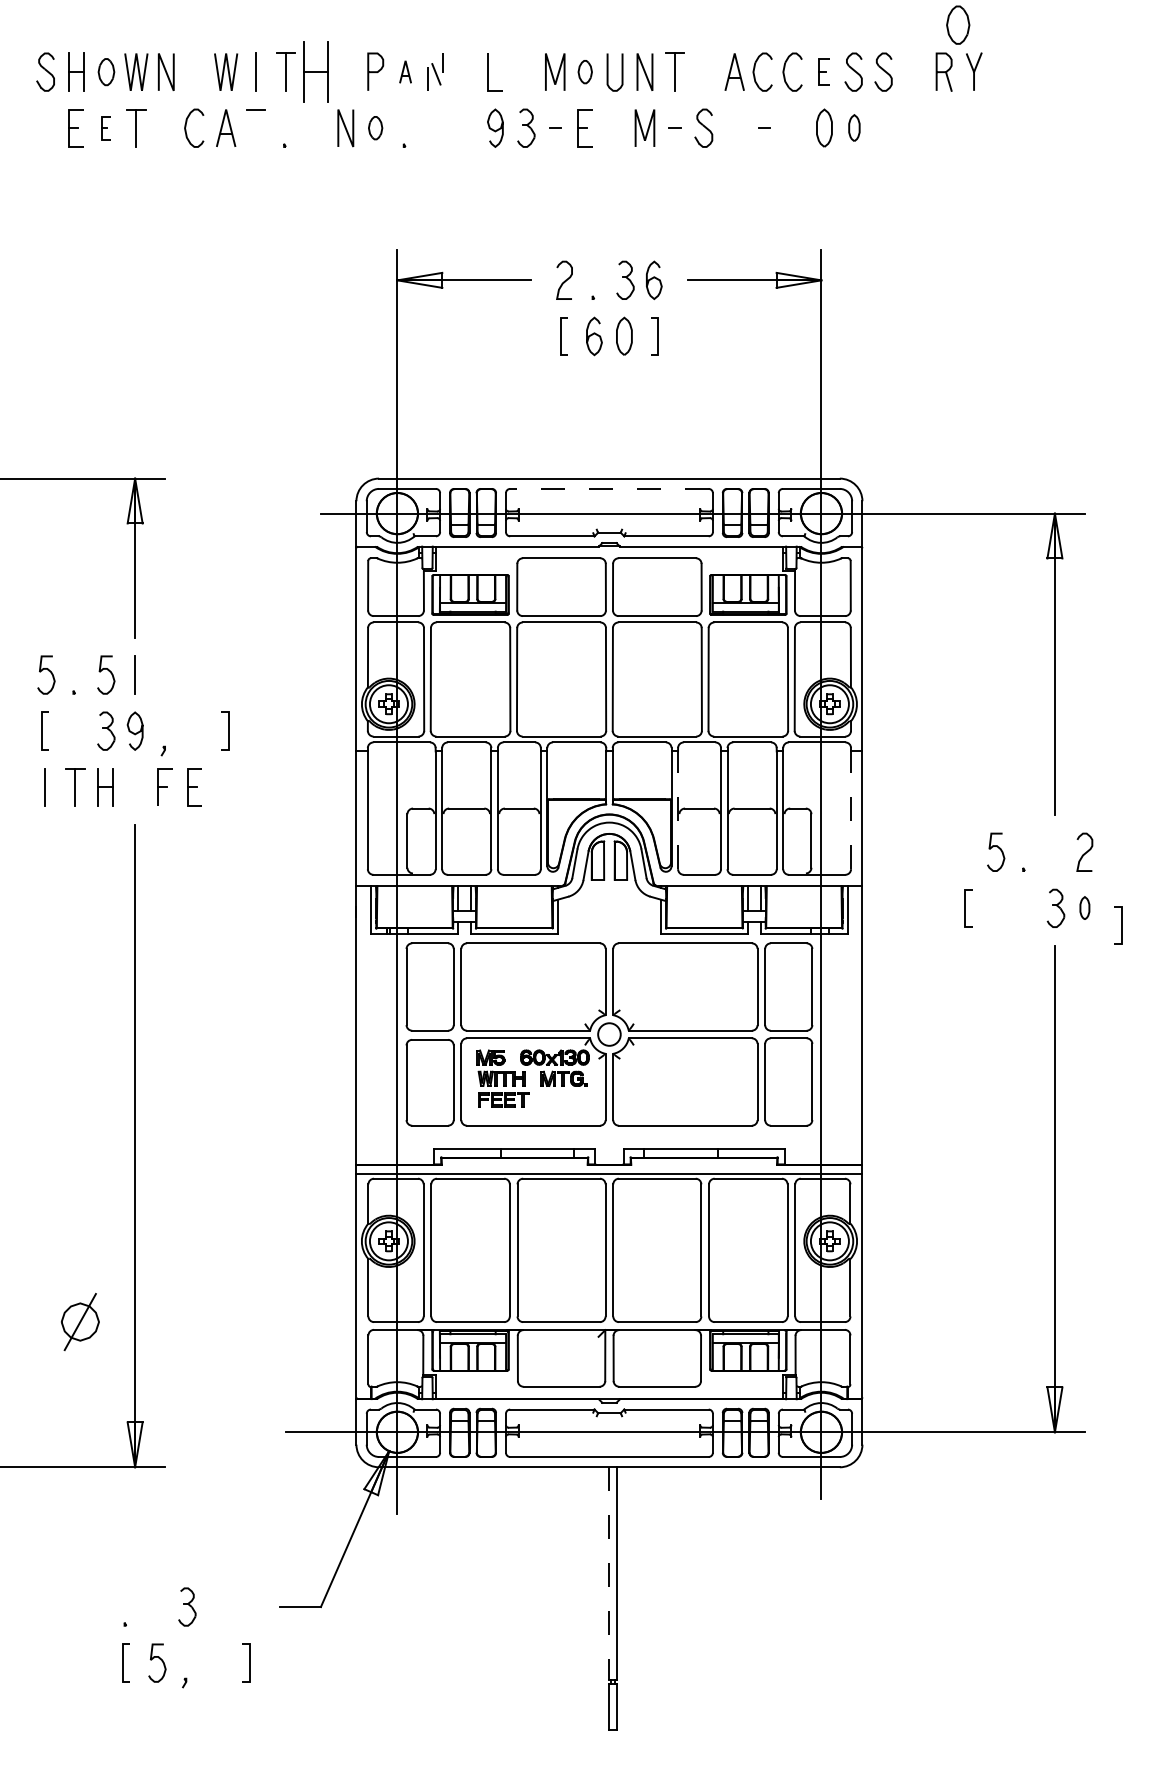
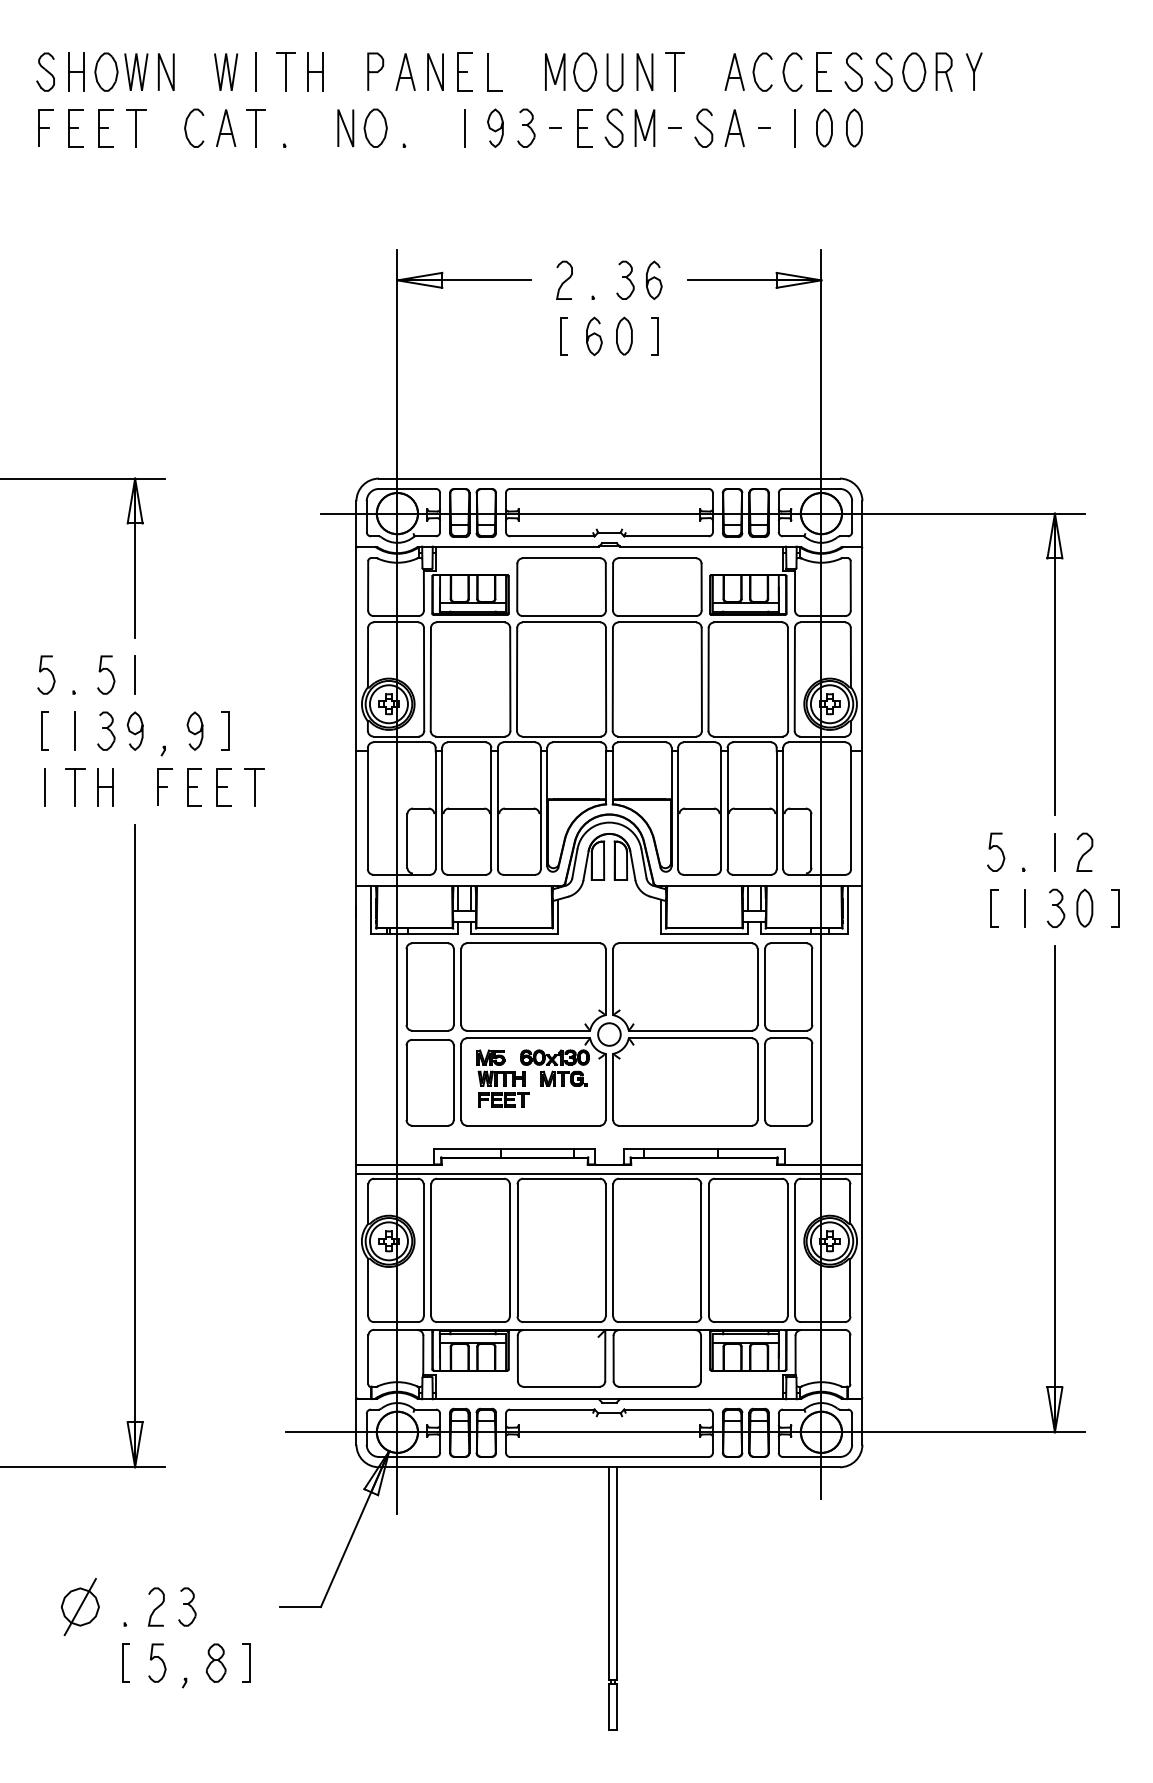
part position: (958, 24) -> (914, 71) (914, 71)
part size: 26x62 px -> 17x40 px (315, 71)
part size: 13x24 px -> 21x38 px (405, 71)
part: none -> present (464, 71)
part size: 12x28 px -> 16x40 px (823, 71)
part size: 19x29 px -> 25x40 px (106, 71)
line: dashed -> solid (435, 72)
part size: 16x25 px -> 25x40 px (585, 71)
part: none -> present (45, 127)
line: none -> present (256, 127)
line: none -> present (465, 127)
part: none -> present (613, 127)
part: none -> present (734, 127)
line: none -> present (794, 127)
part size: 13x28 px -> 17x40 px (854, 127)
part size: 10x25 px -> 16x39 px (105, 128)
part size: 16x25 px -> 25x40 px (375, 127)
line: dashed -> solid (608, 488)
line: none -> present (75, 730)
curve: none -> present (192, 731)
part: none -> present (223, 787)
part: none -> present (254, 787)
line: dashed -> solid (678, 810)
line: dashed -> solid (851, 810)
line: none -> present (1054, 852)
part size: 12x24 px -> 18x40 px (1084, 907)
line position: (965, 908) -> (991, 908) (991, 908)
line: none -> present (1025, 908)
line position: (1121, 925) -> (1118, 908) (1118, 908)
part position: (80, 1321) -> (80, 1606) (80, 1606)
line: dashed -> solid (609, 1574)
curve: none -> present (156, 1607)
part: none -> present (216, 1662)
